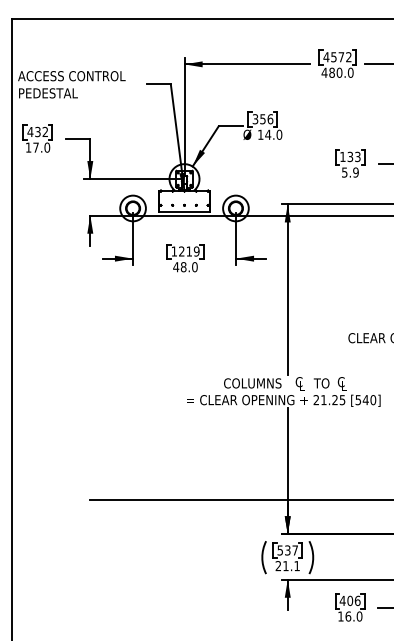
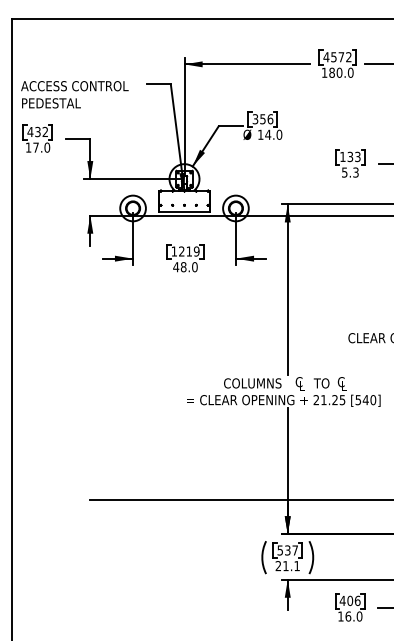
text: 480.0 -> 180.0 (324, 72)
text position: (71, 84) -> (74, 94) (74, 94)
text: 5.9 -> 5.3 (355, 172)
